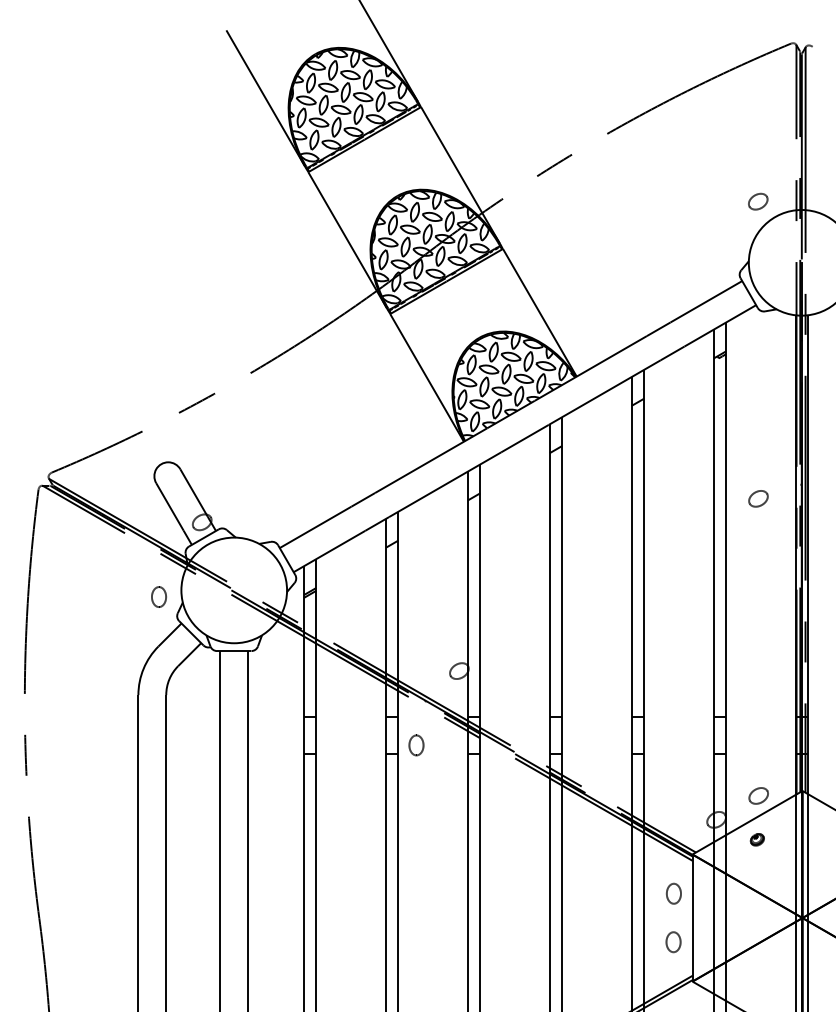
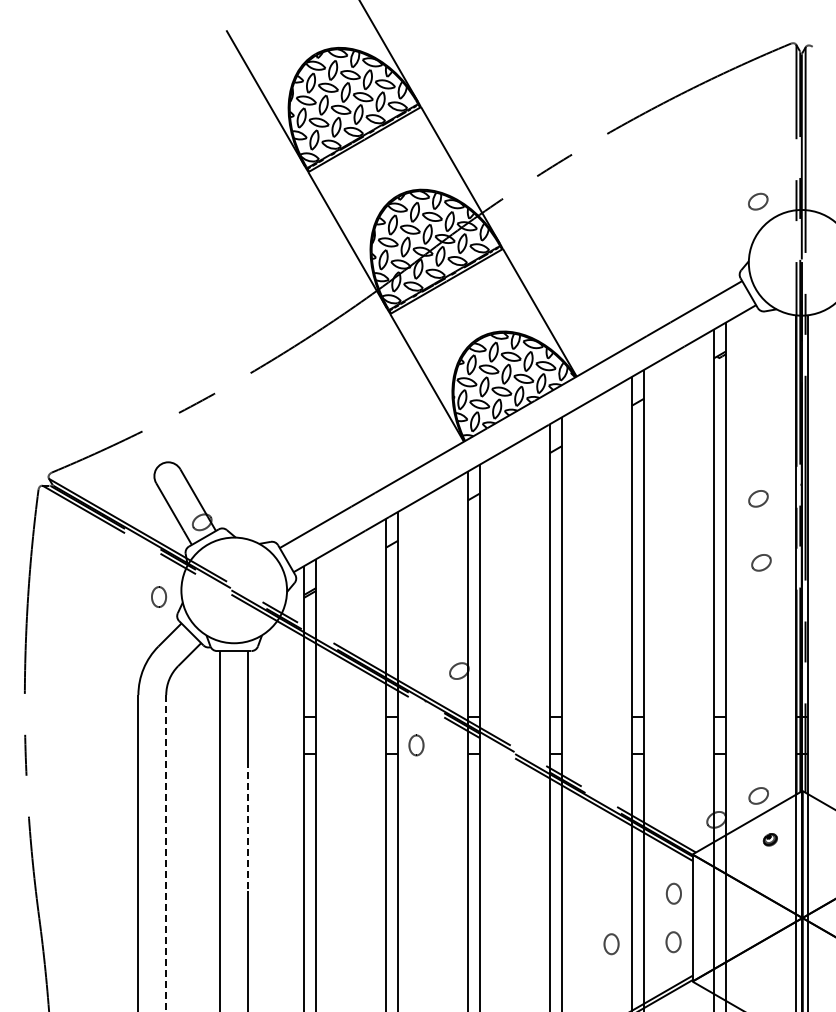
part: none -> present (761, 562)
line: solid -> dashed (248, 825)
part position: (756, 839) -> (769, 839) (769, 839)
line: solid -> dashed (166, 853)
part: none -> present (611, 944)
